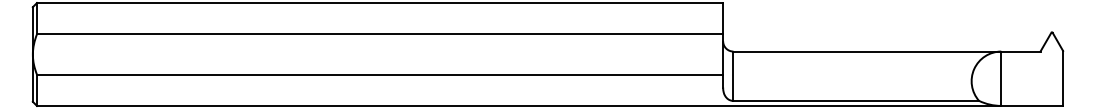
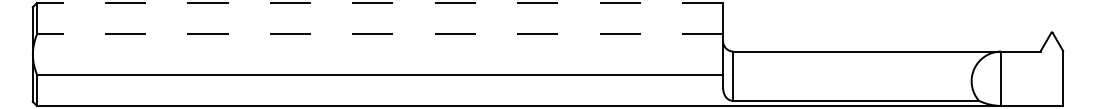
line: solid -> dashed (379, 3)
line: solid -> dashed (379, 34)
